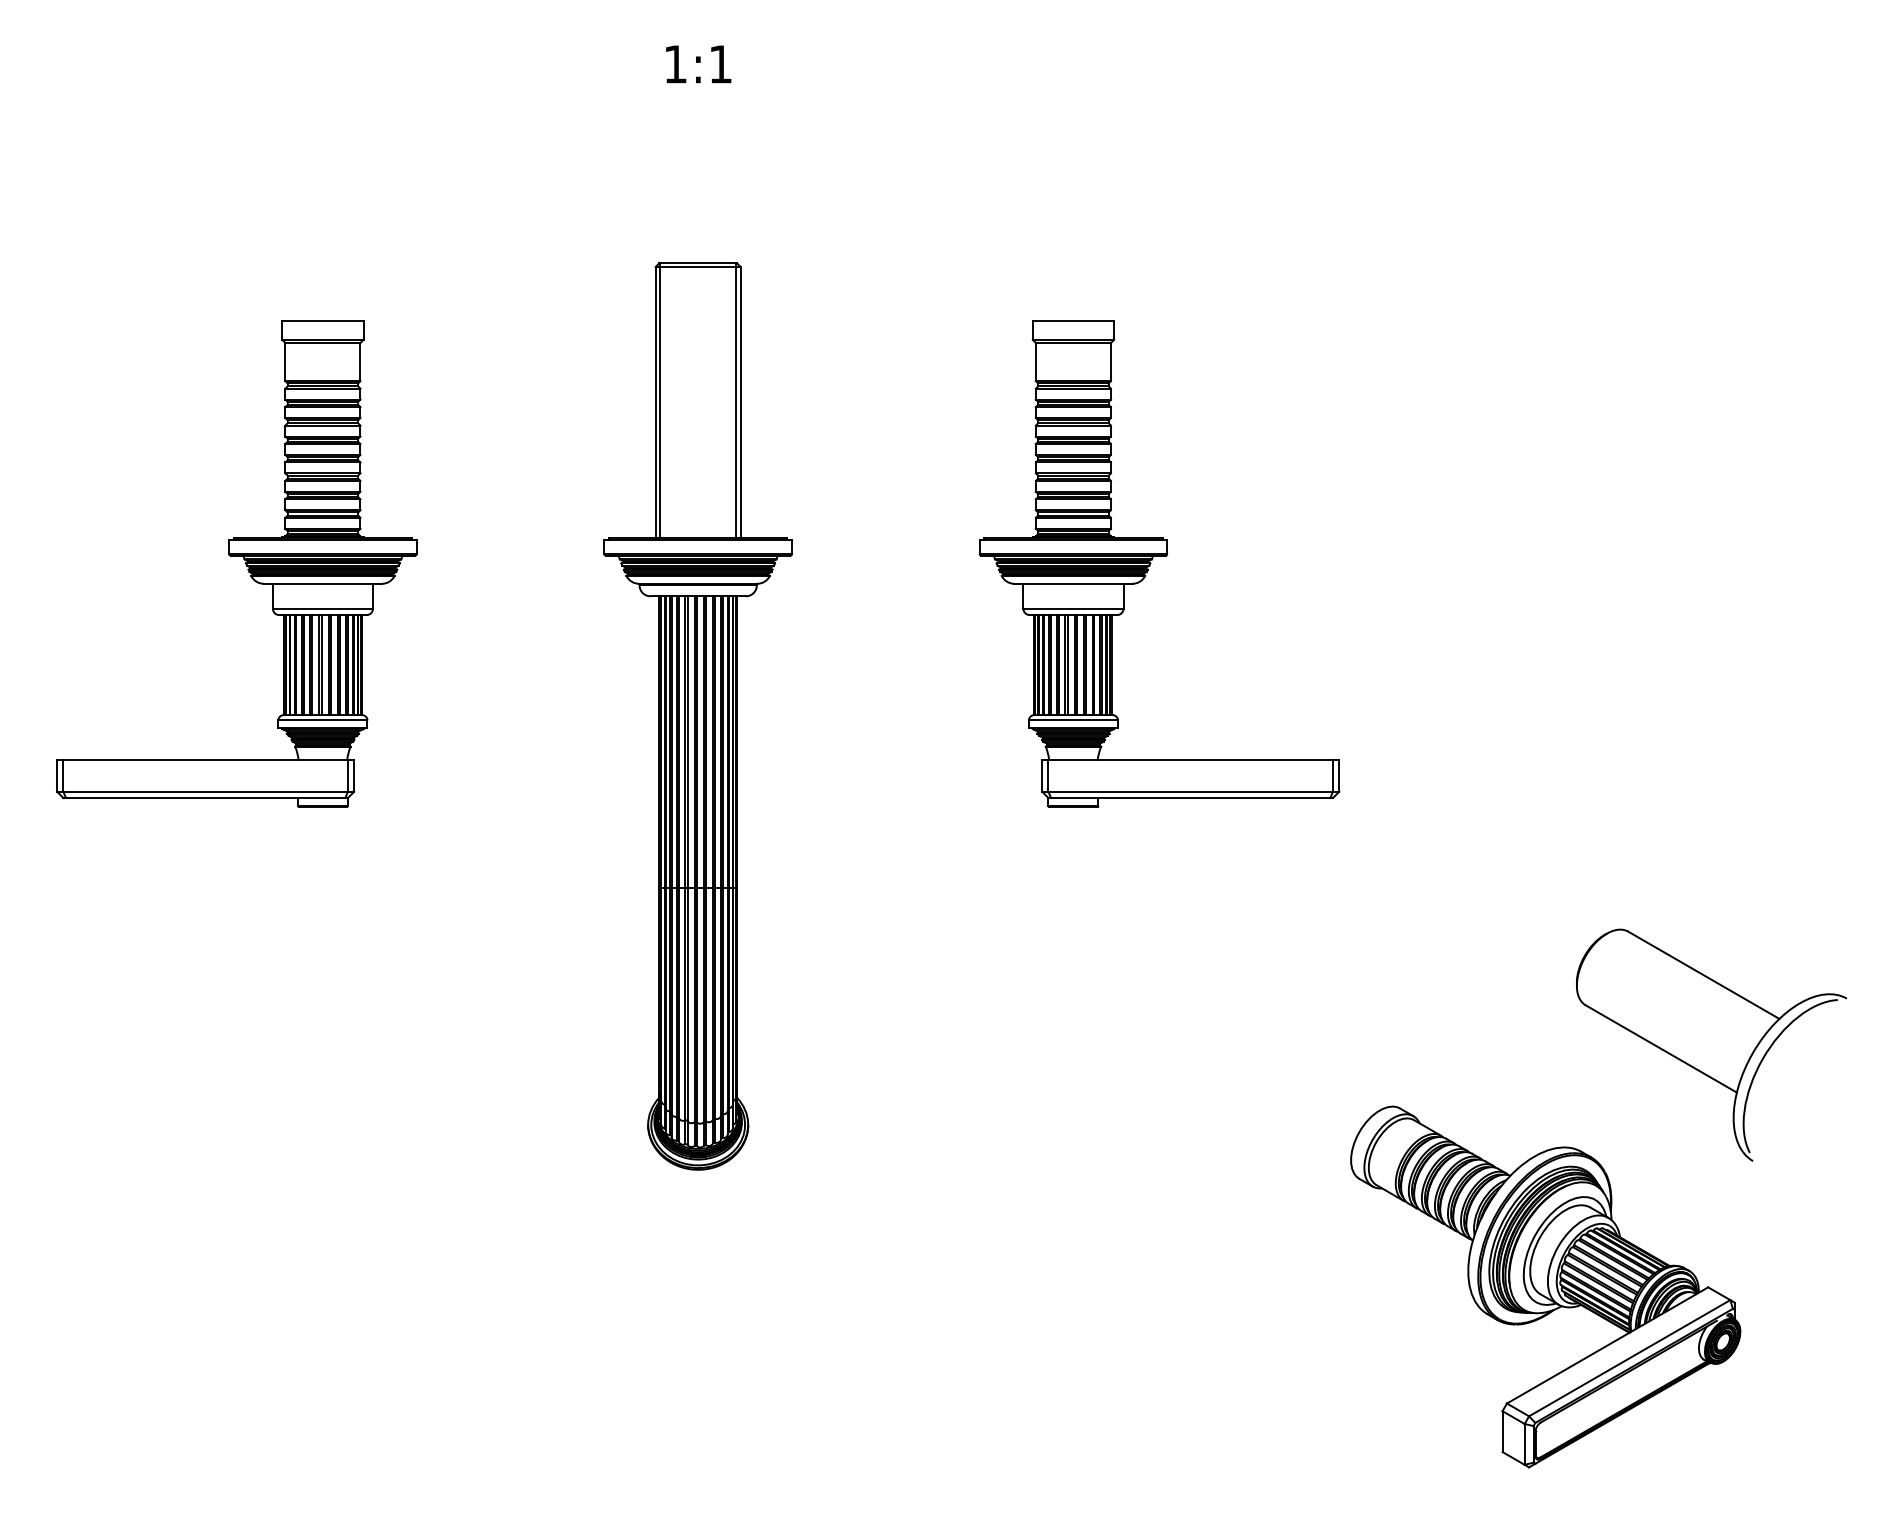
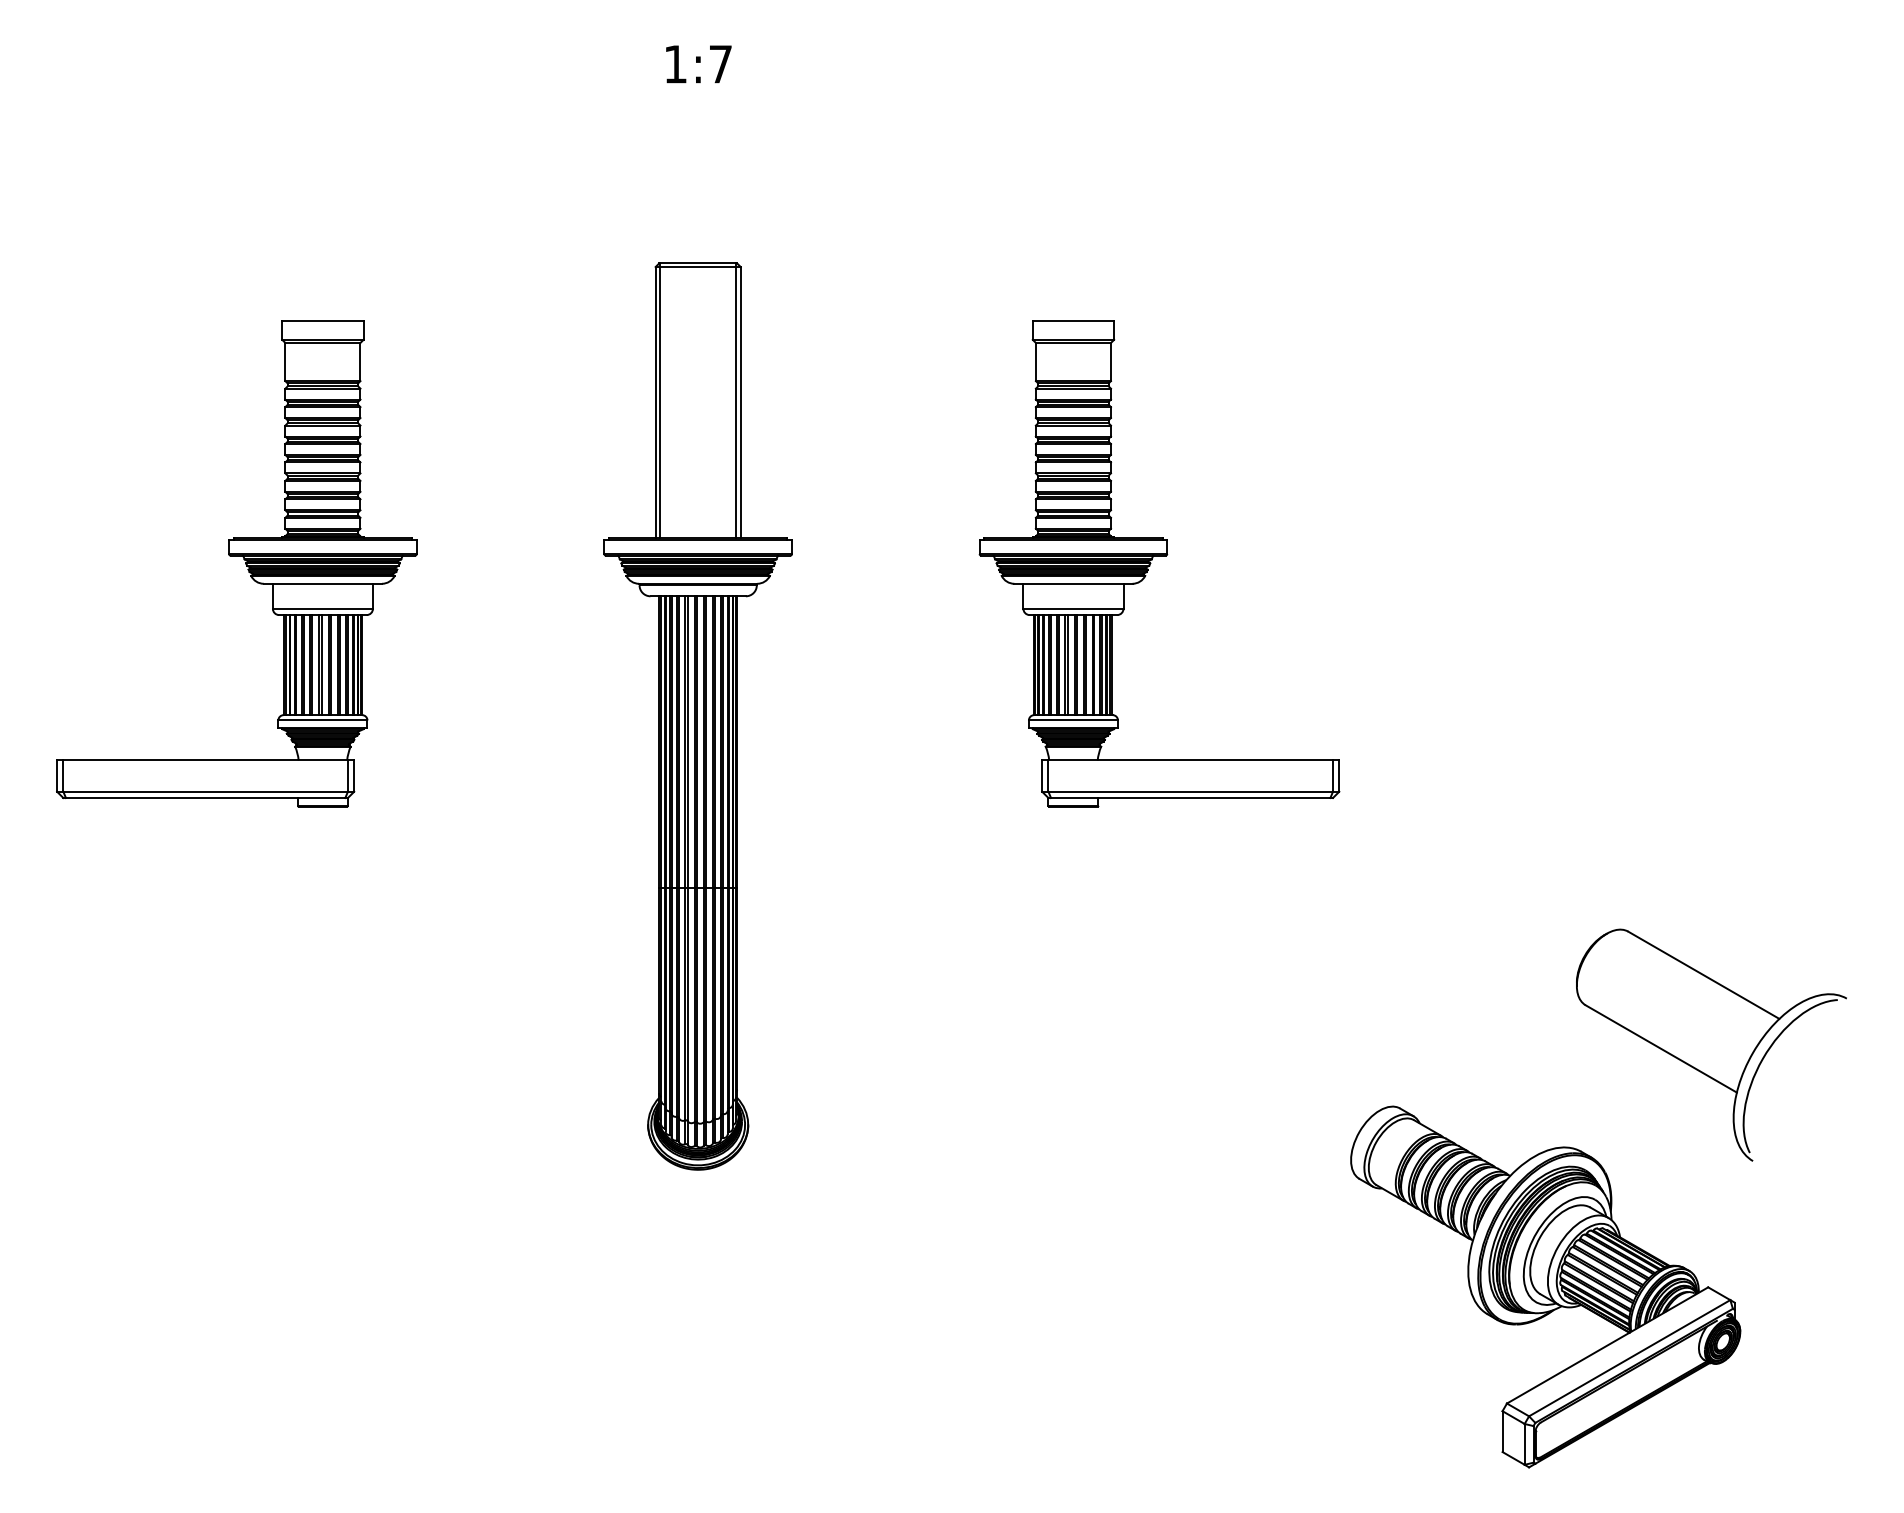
text: 1:1 -> 1:7 (720, 64)
